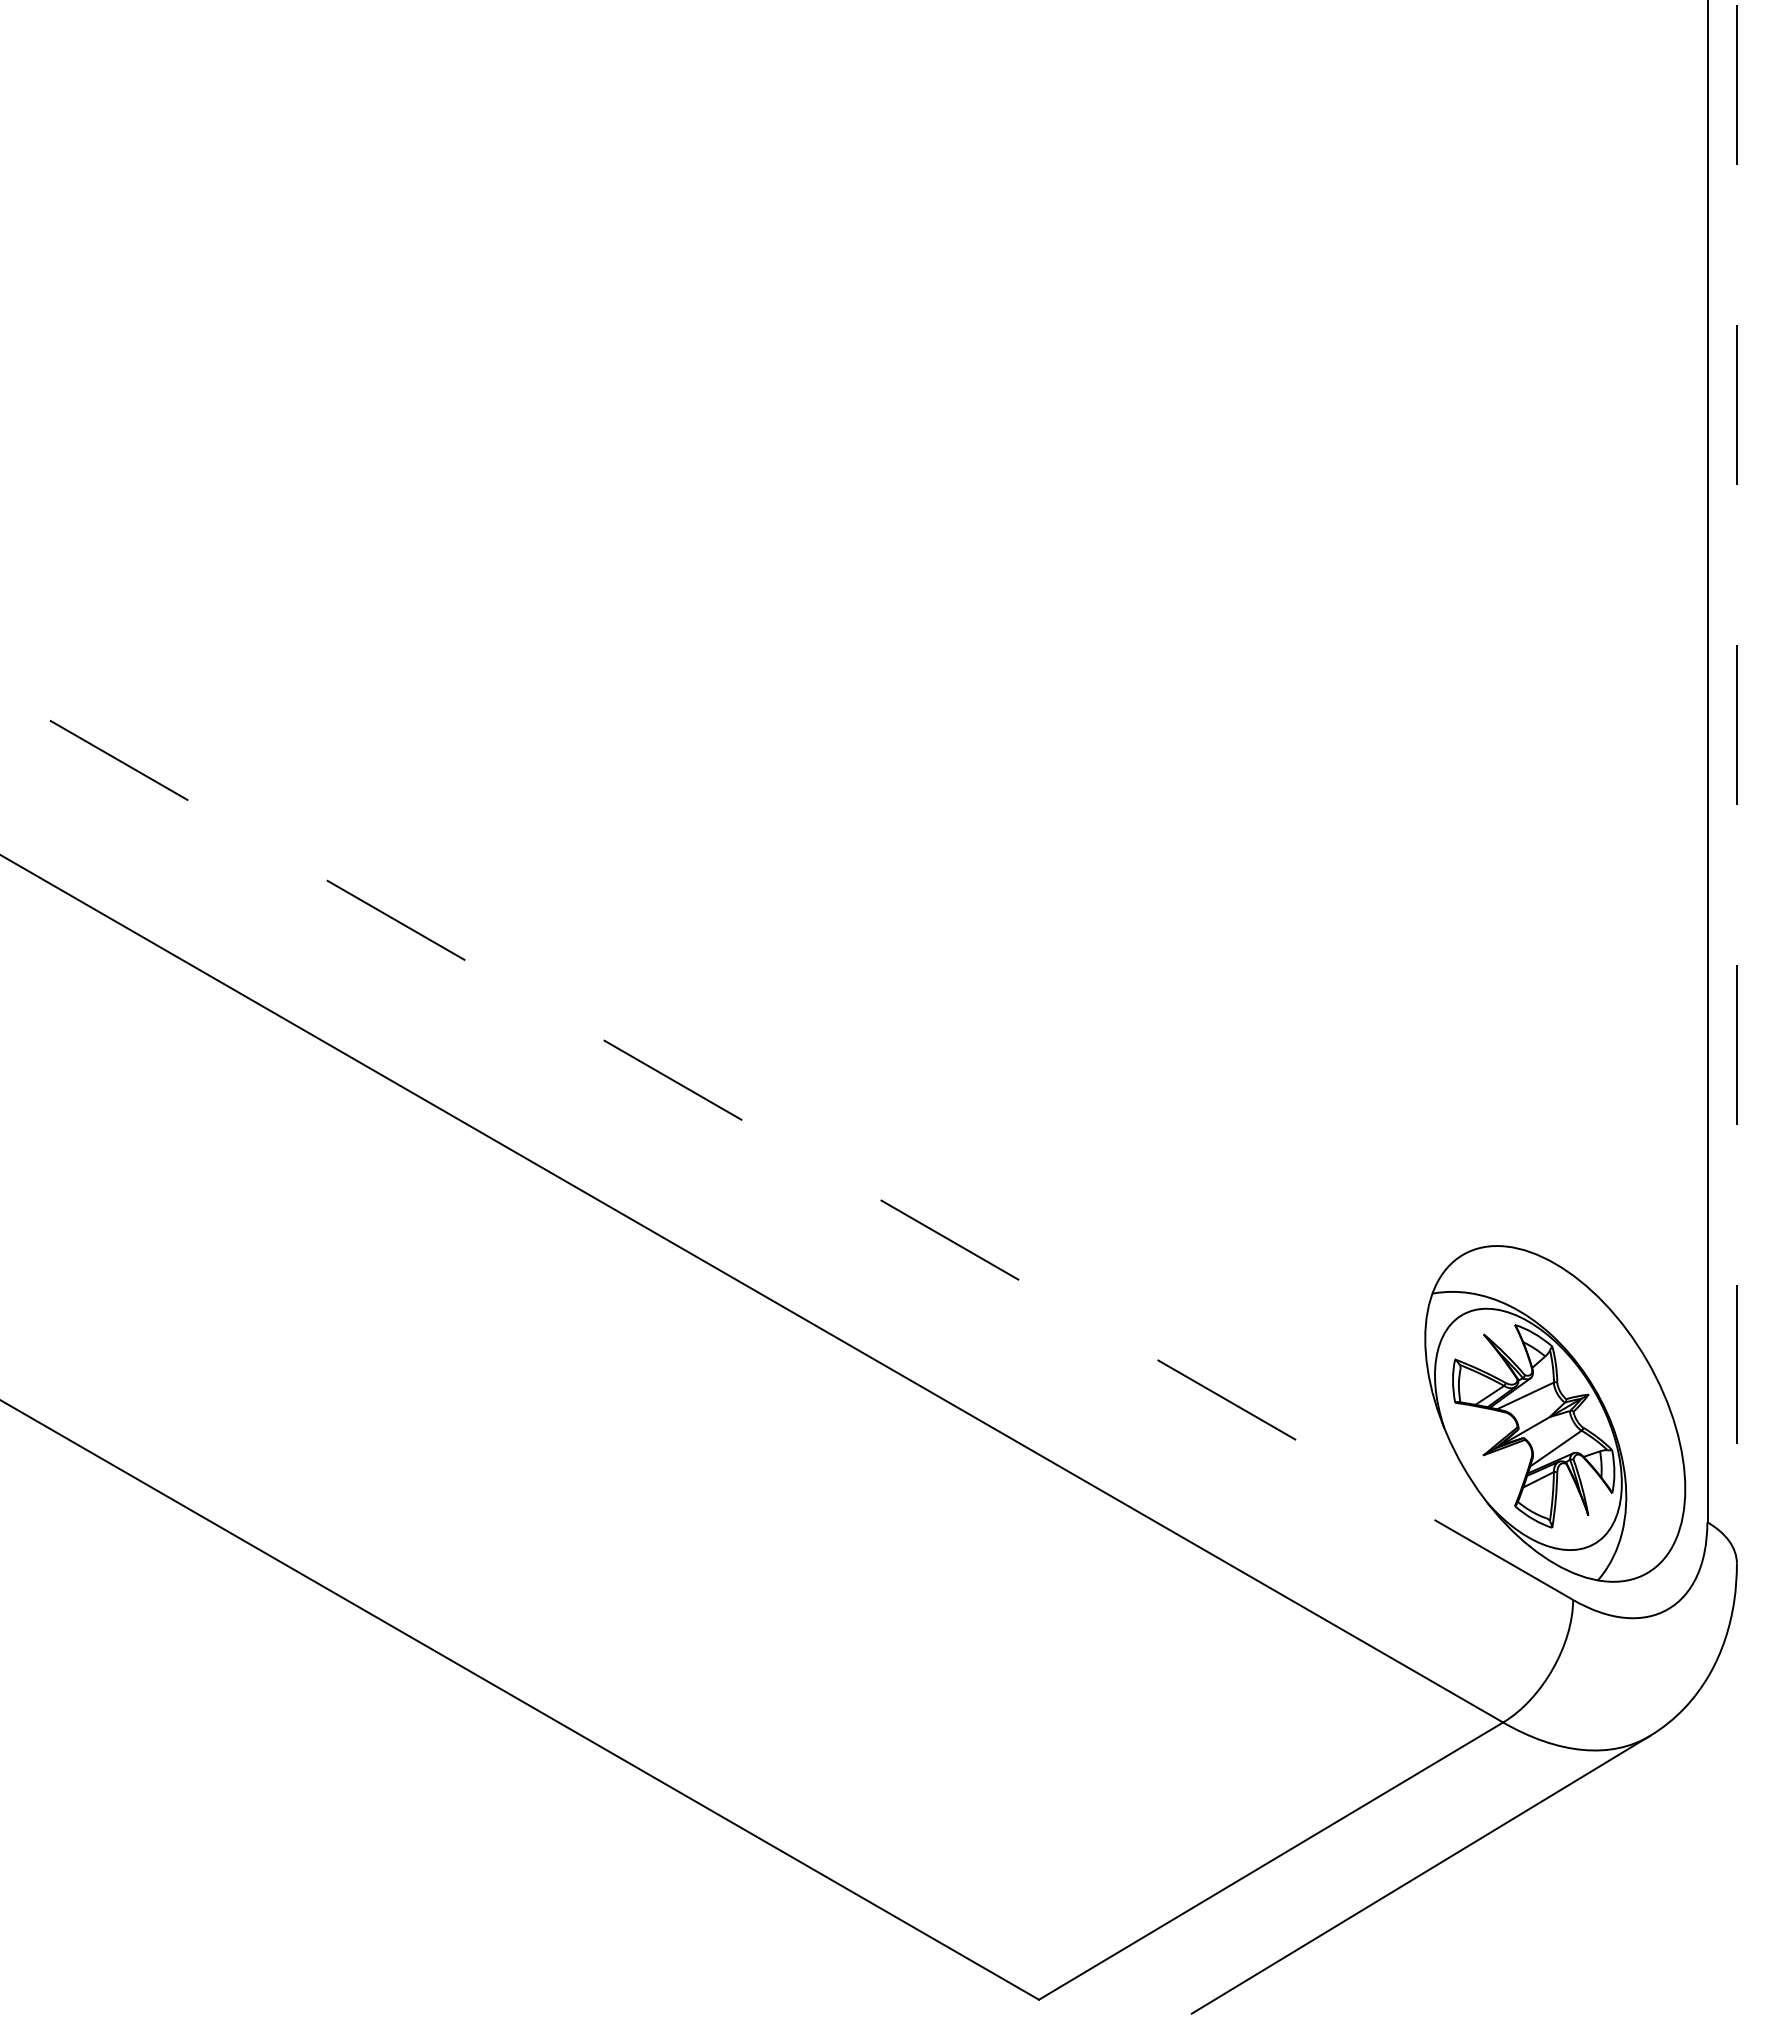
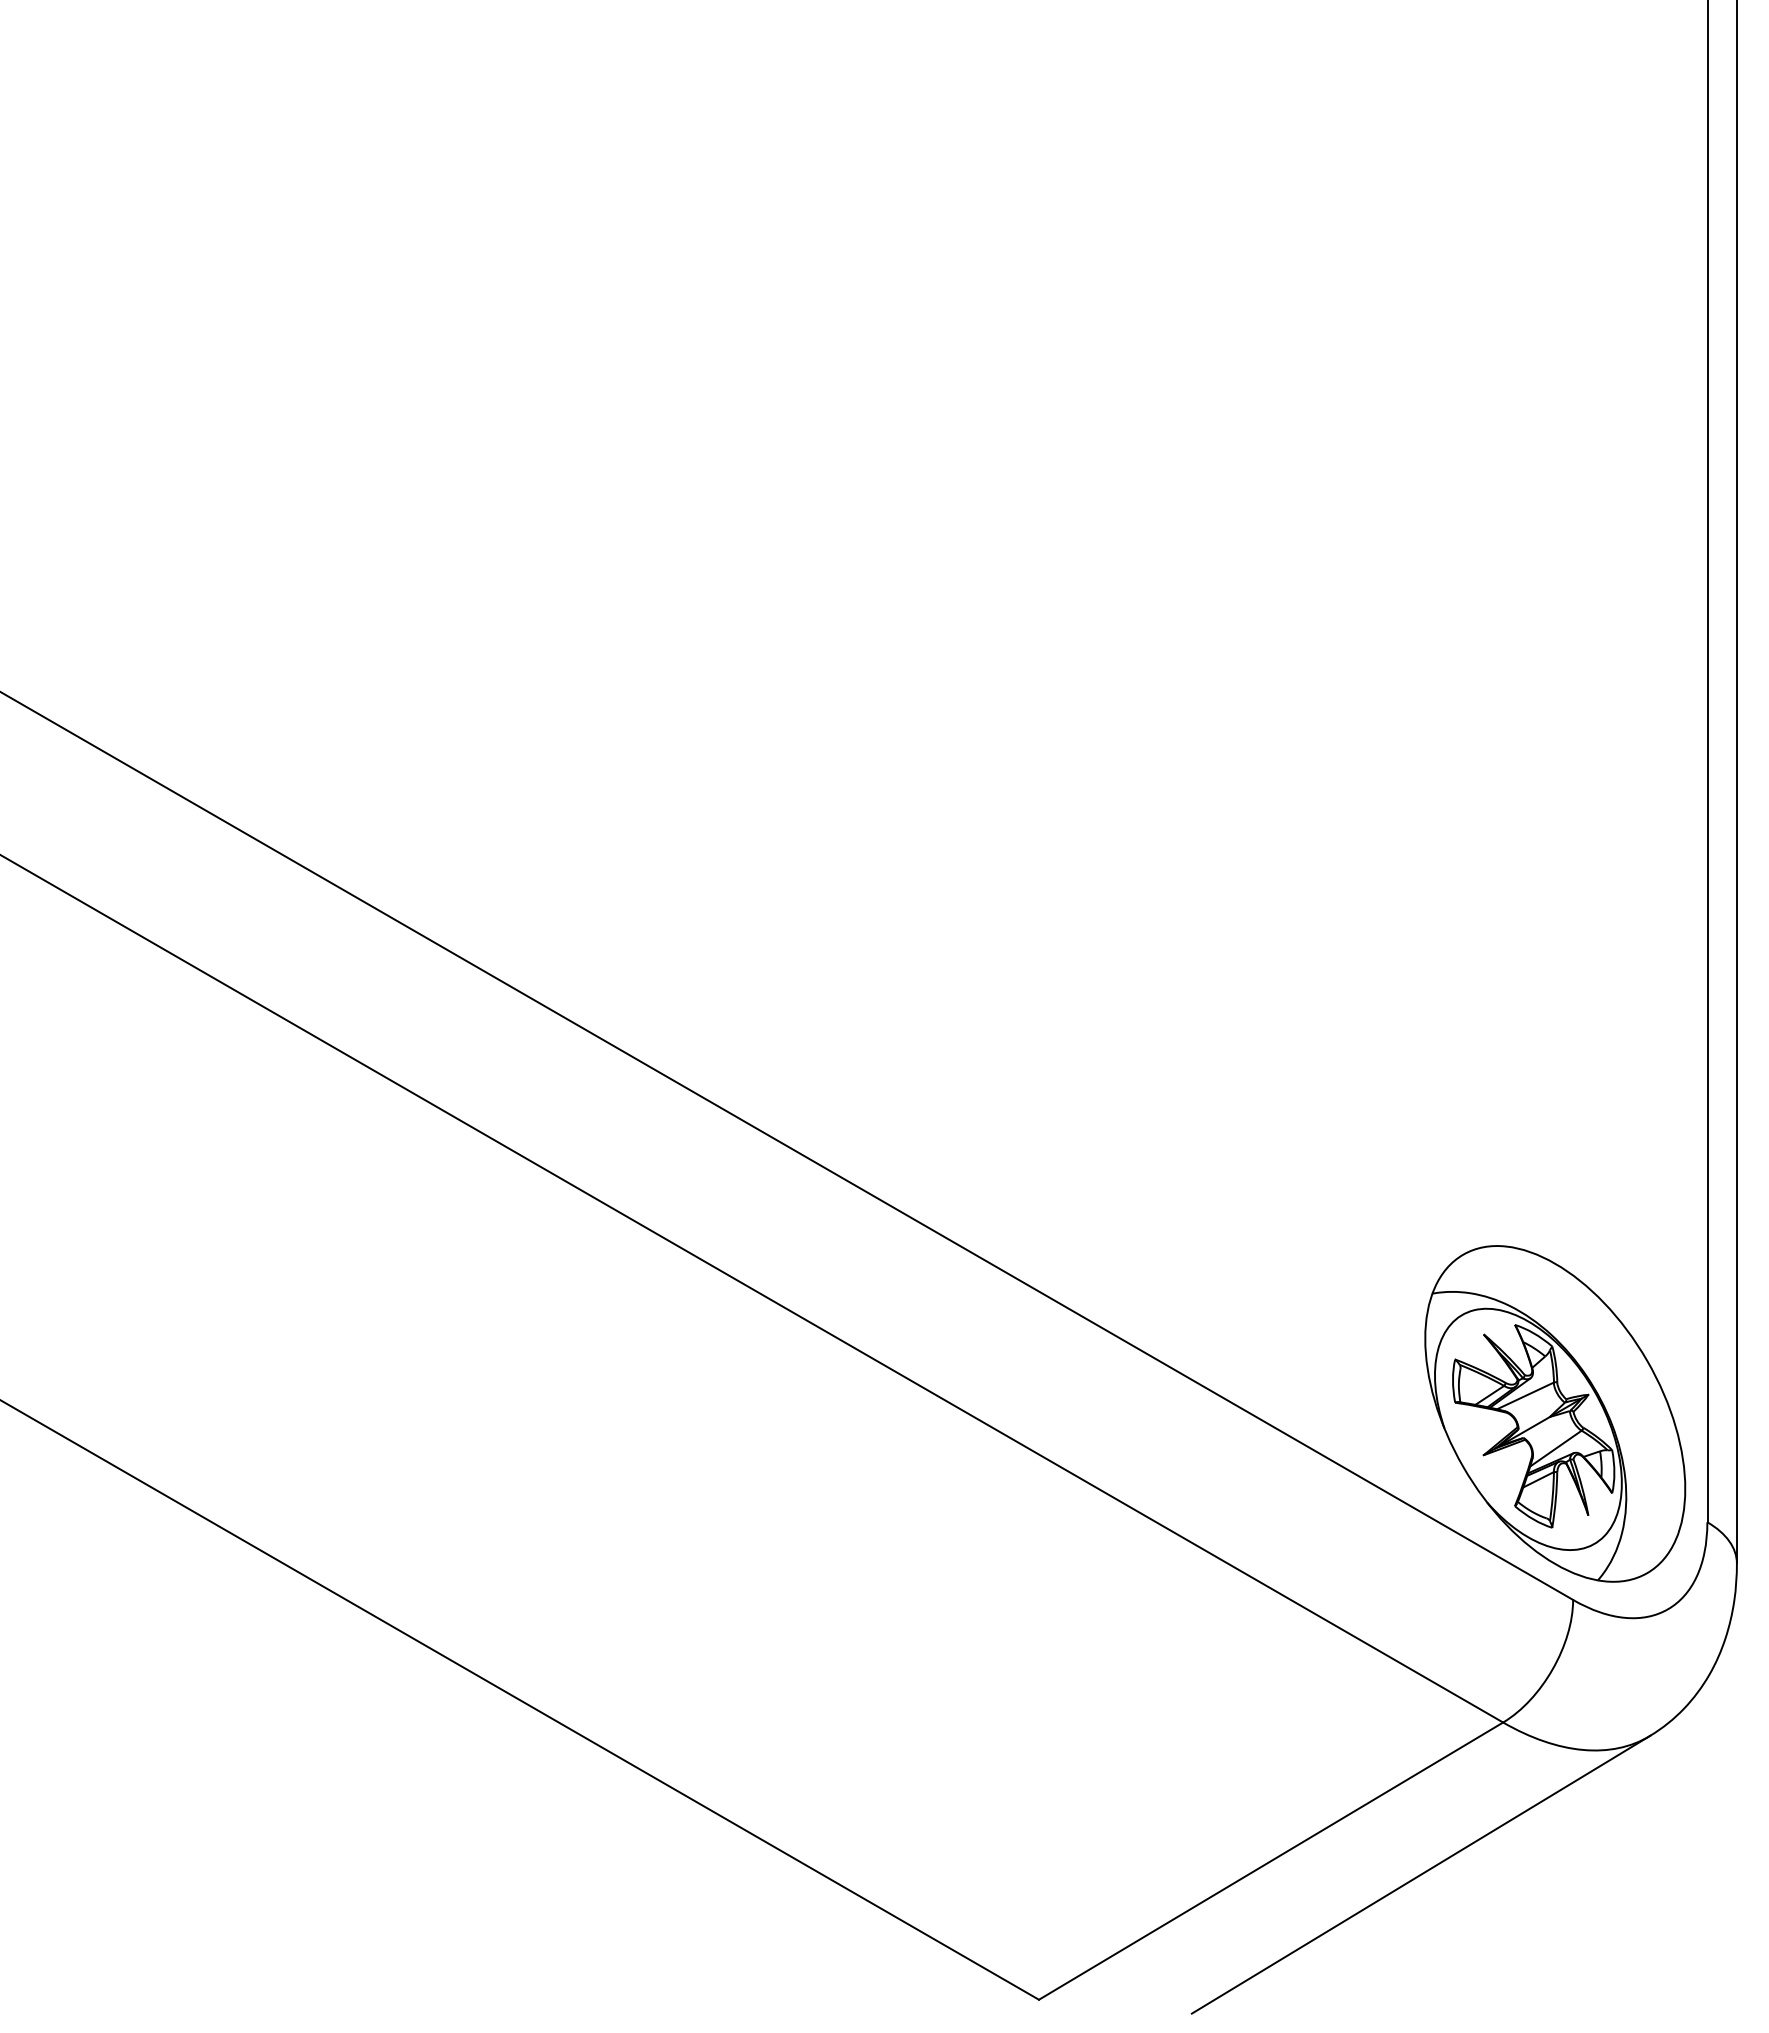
line: dashed -> solid (1736, 782)
line: dashed -> solid (786, 1145)
